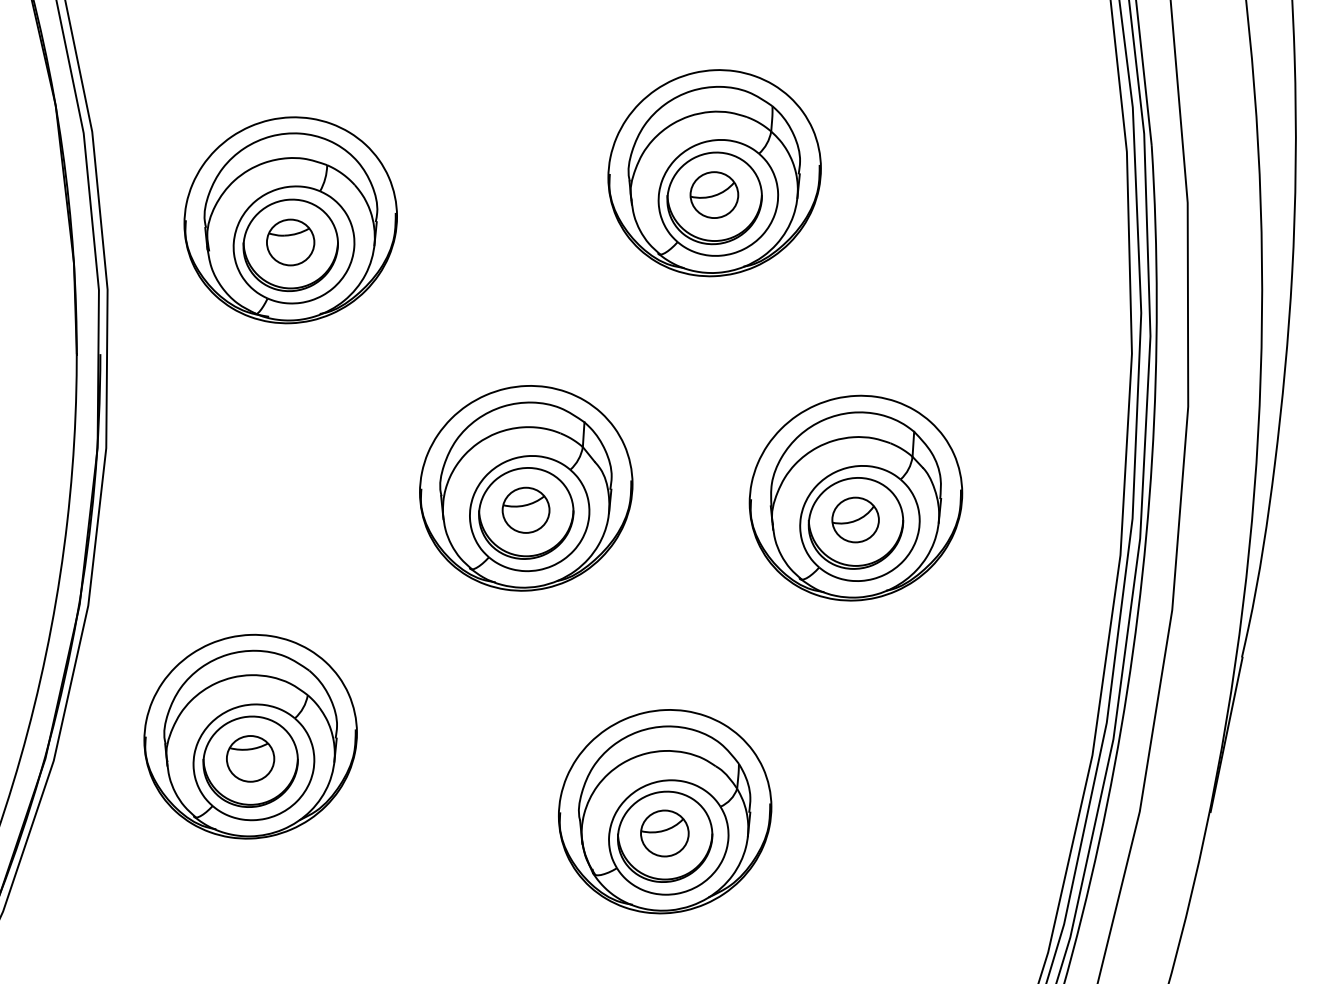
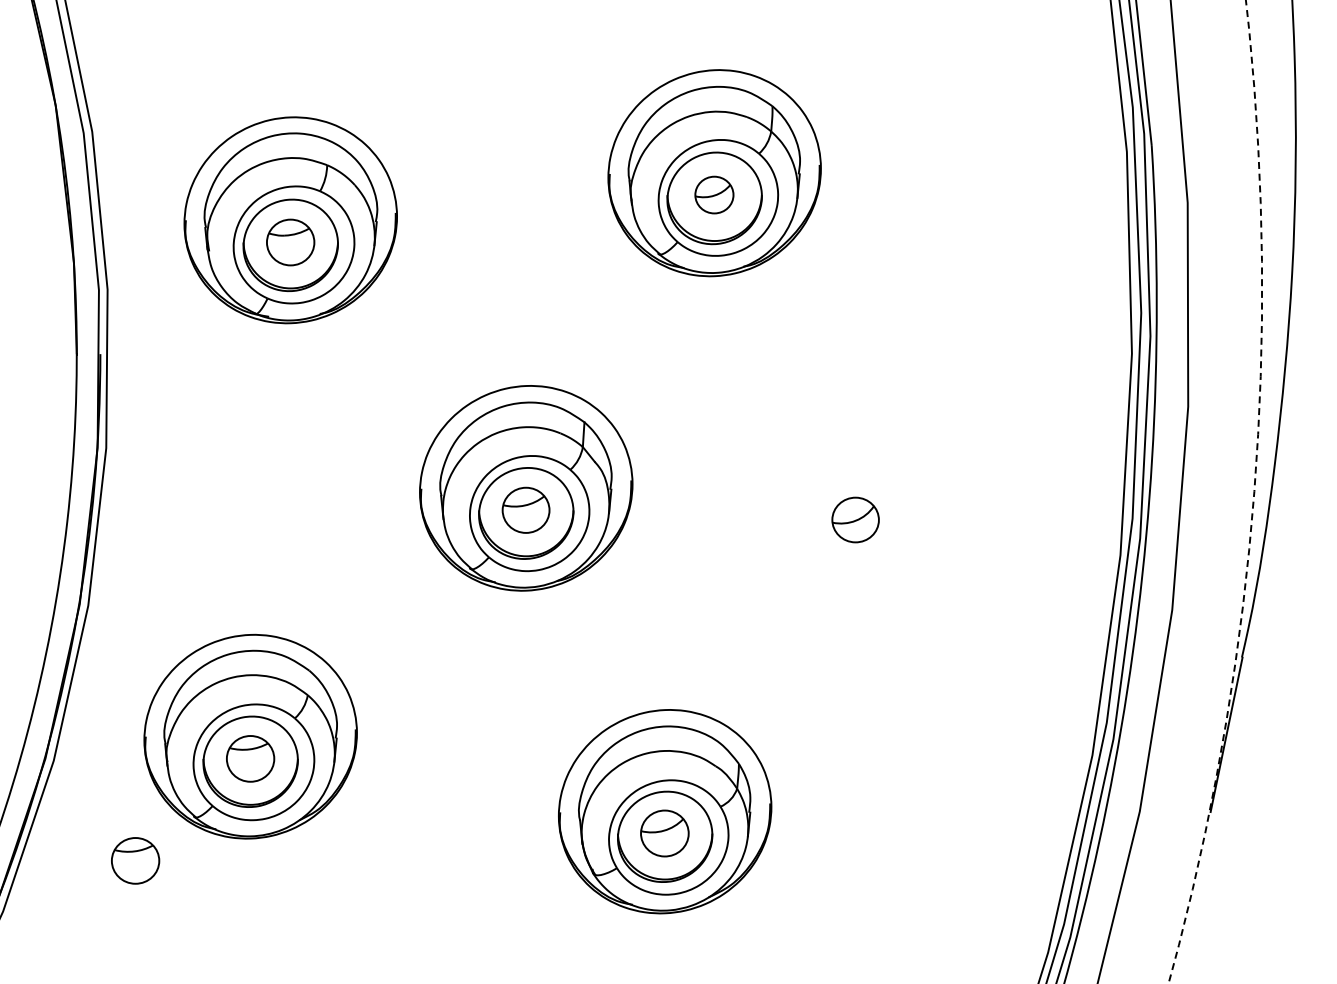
part size: 51x48 px -> 41x40 px (714, 194)
arc: solid -> dashed (1254, 494)
part: present -> none (855, 497)
part: none -> present (135, 860)
